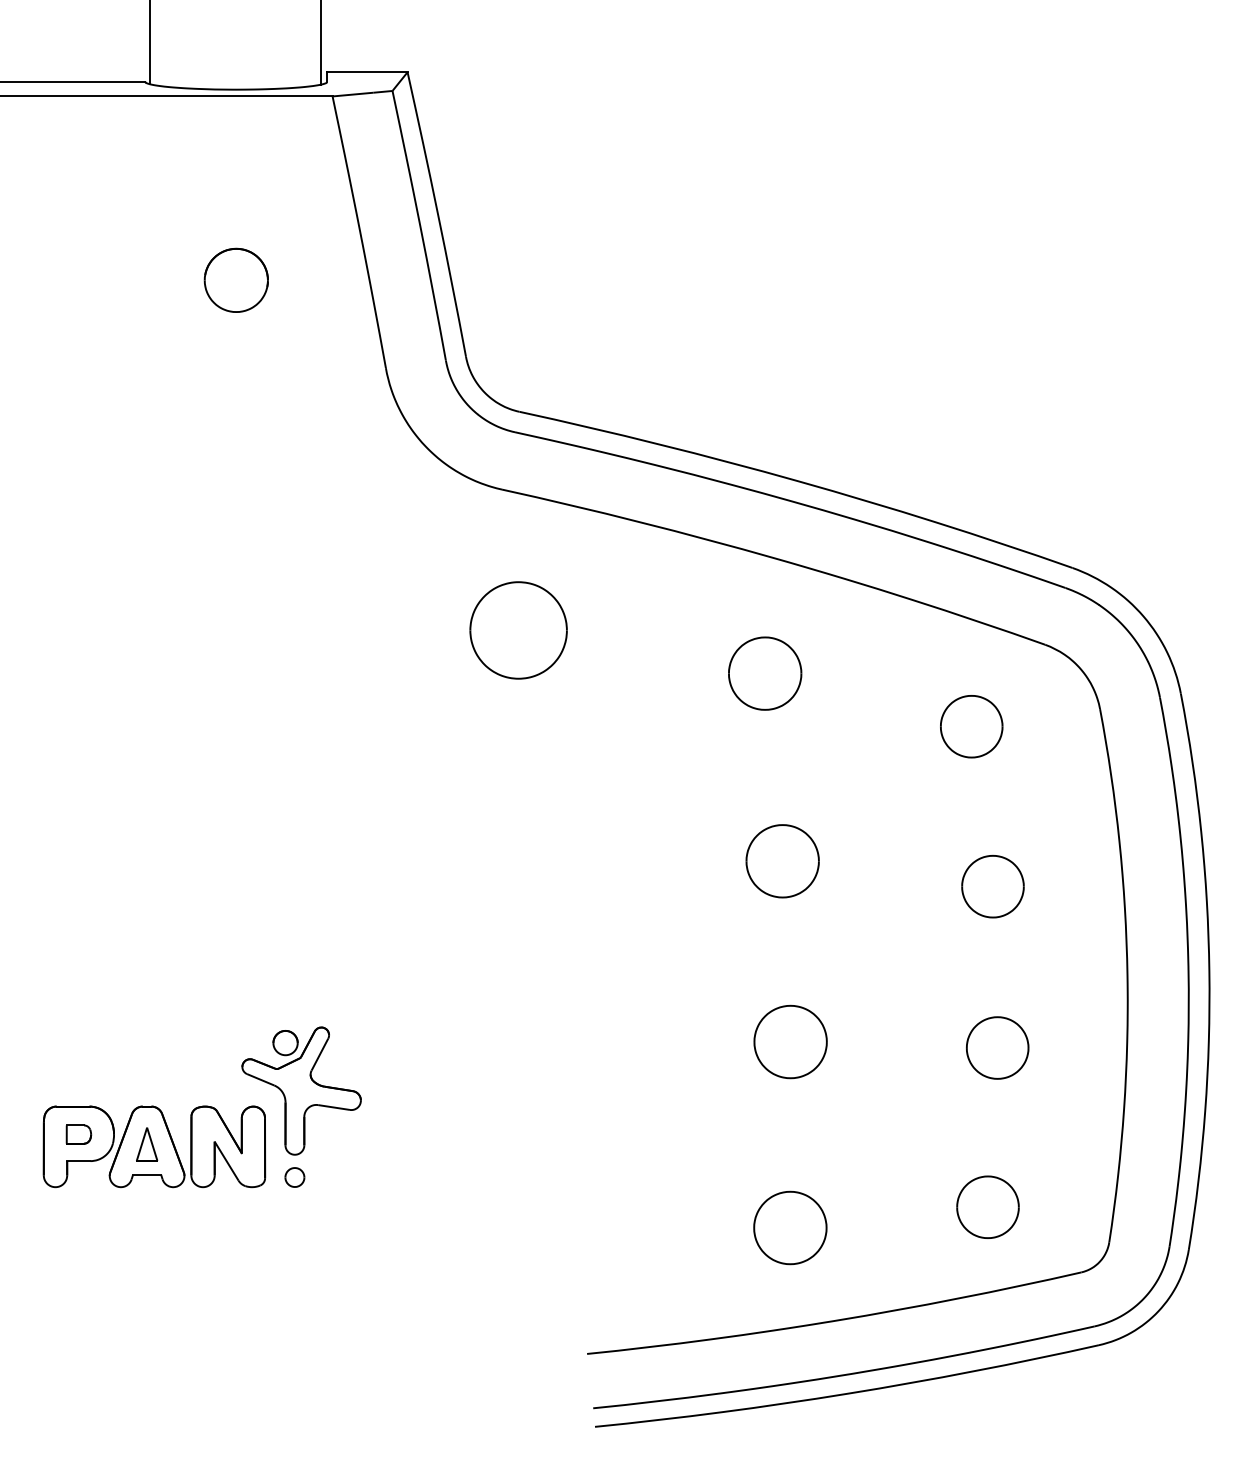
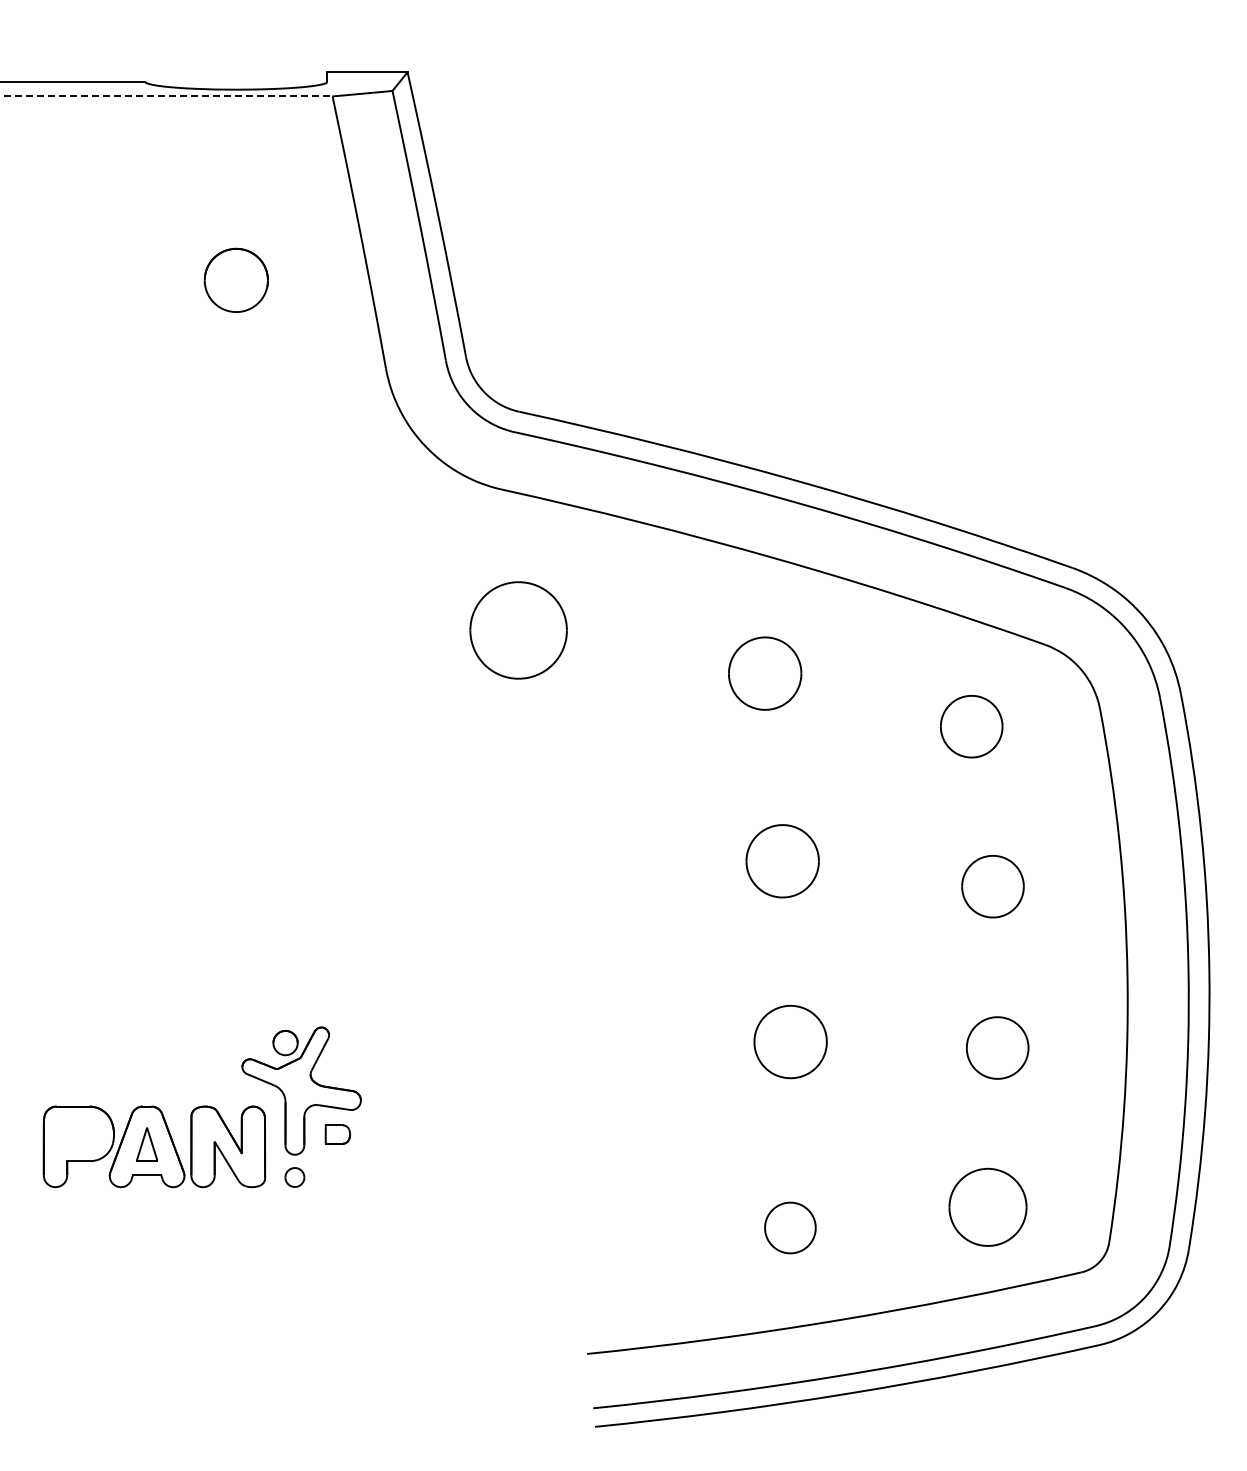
line: present -> none (149, 43)
line: present -> none (321, 43)
line: solid -> dashed (166, 96)
part position: (78, 1134) -> (337, 1134) (337, 1134)
part size: 64x64 px -> 80x80 px (987, 1206)
part size: 75x76 px -> 53x54 px (790, 1227)
